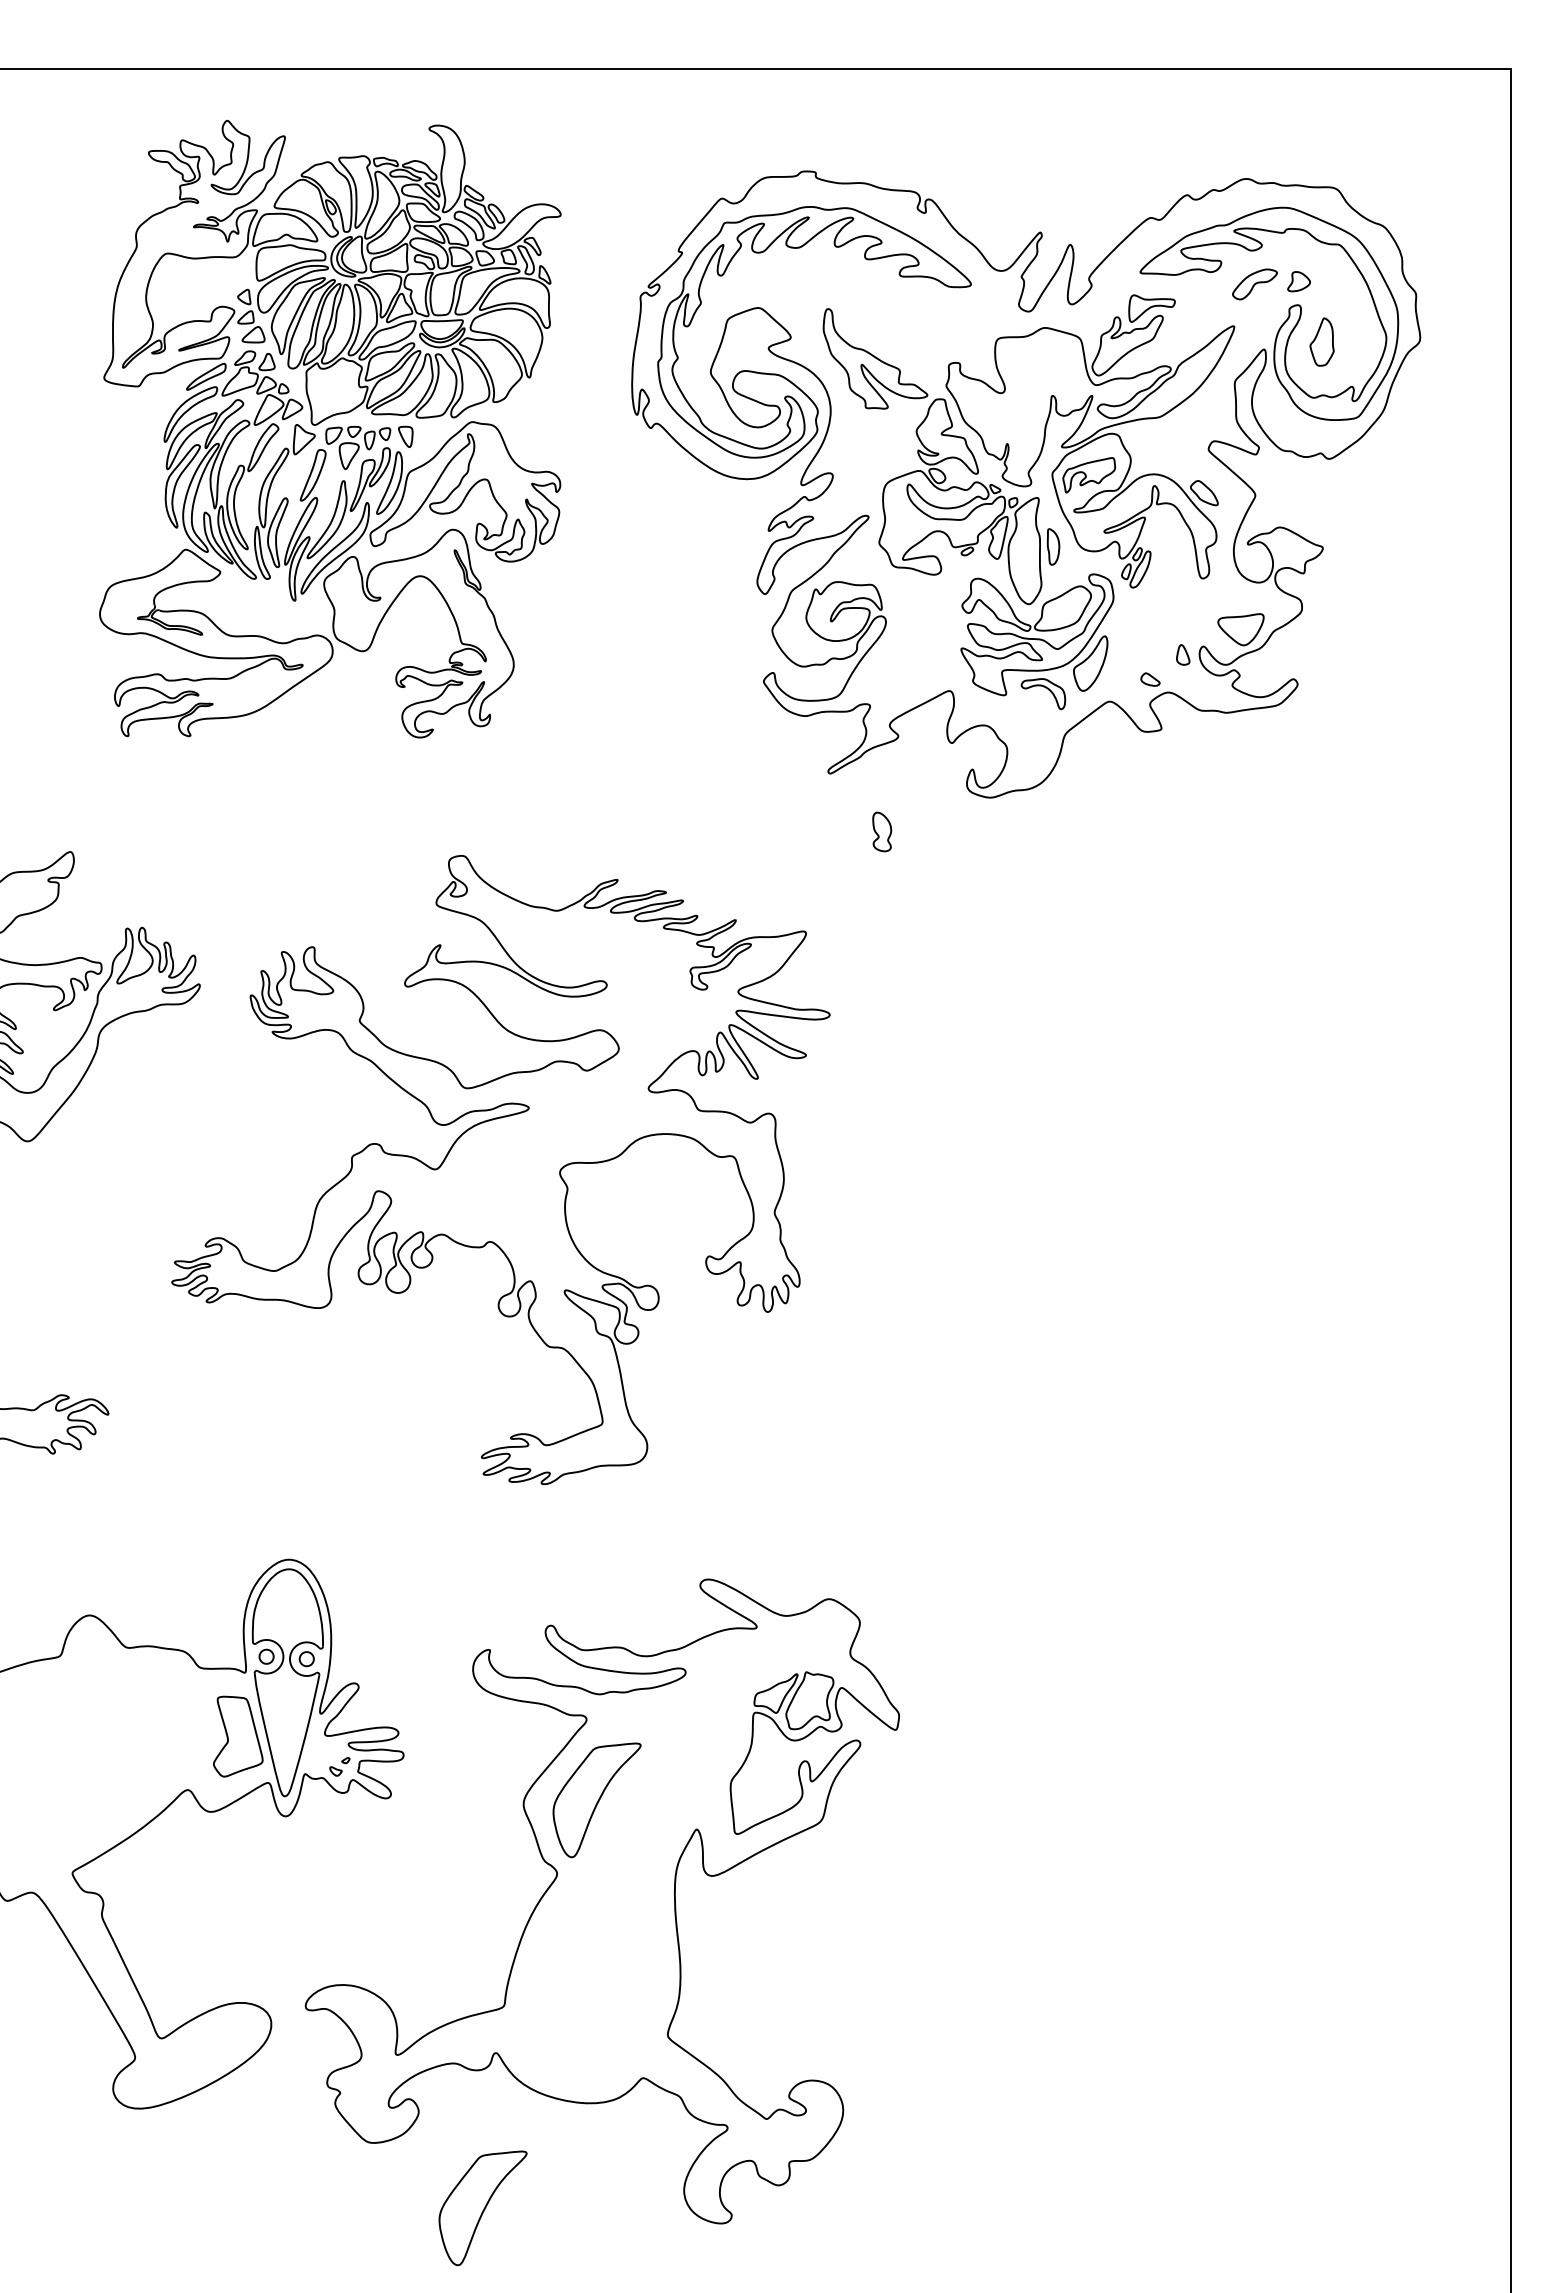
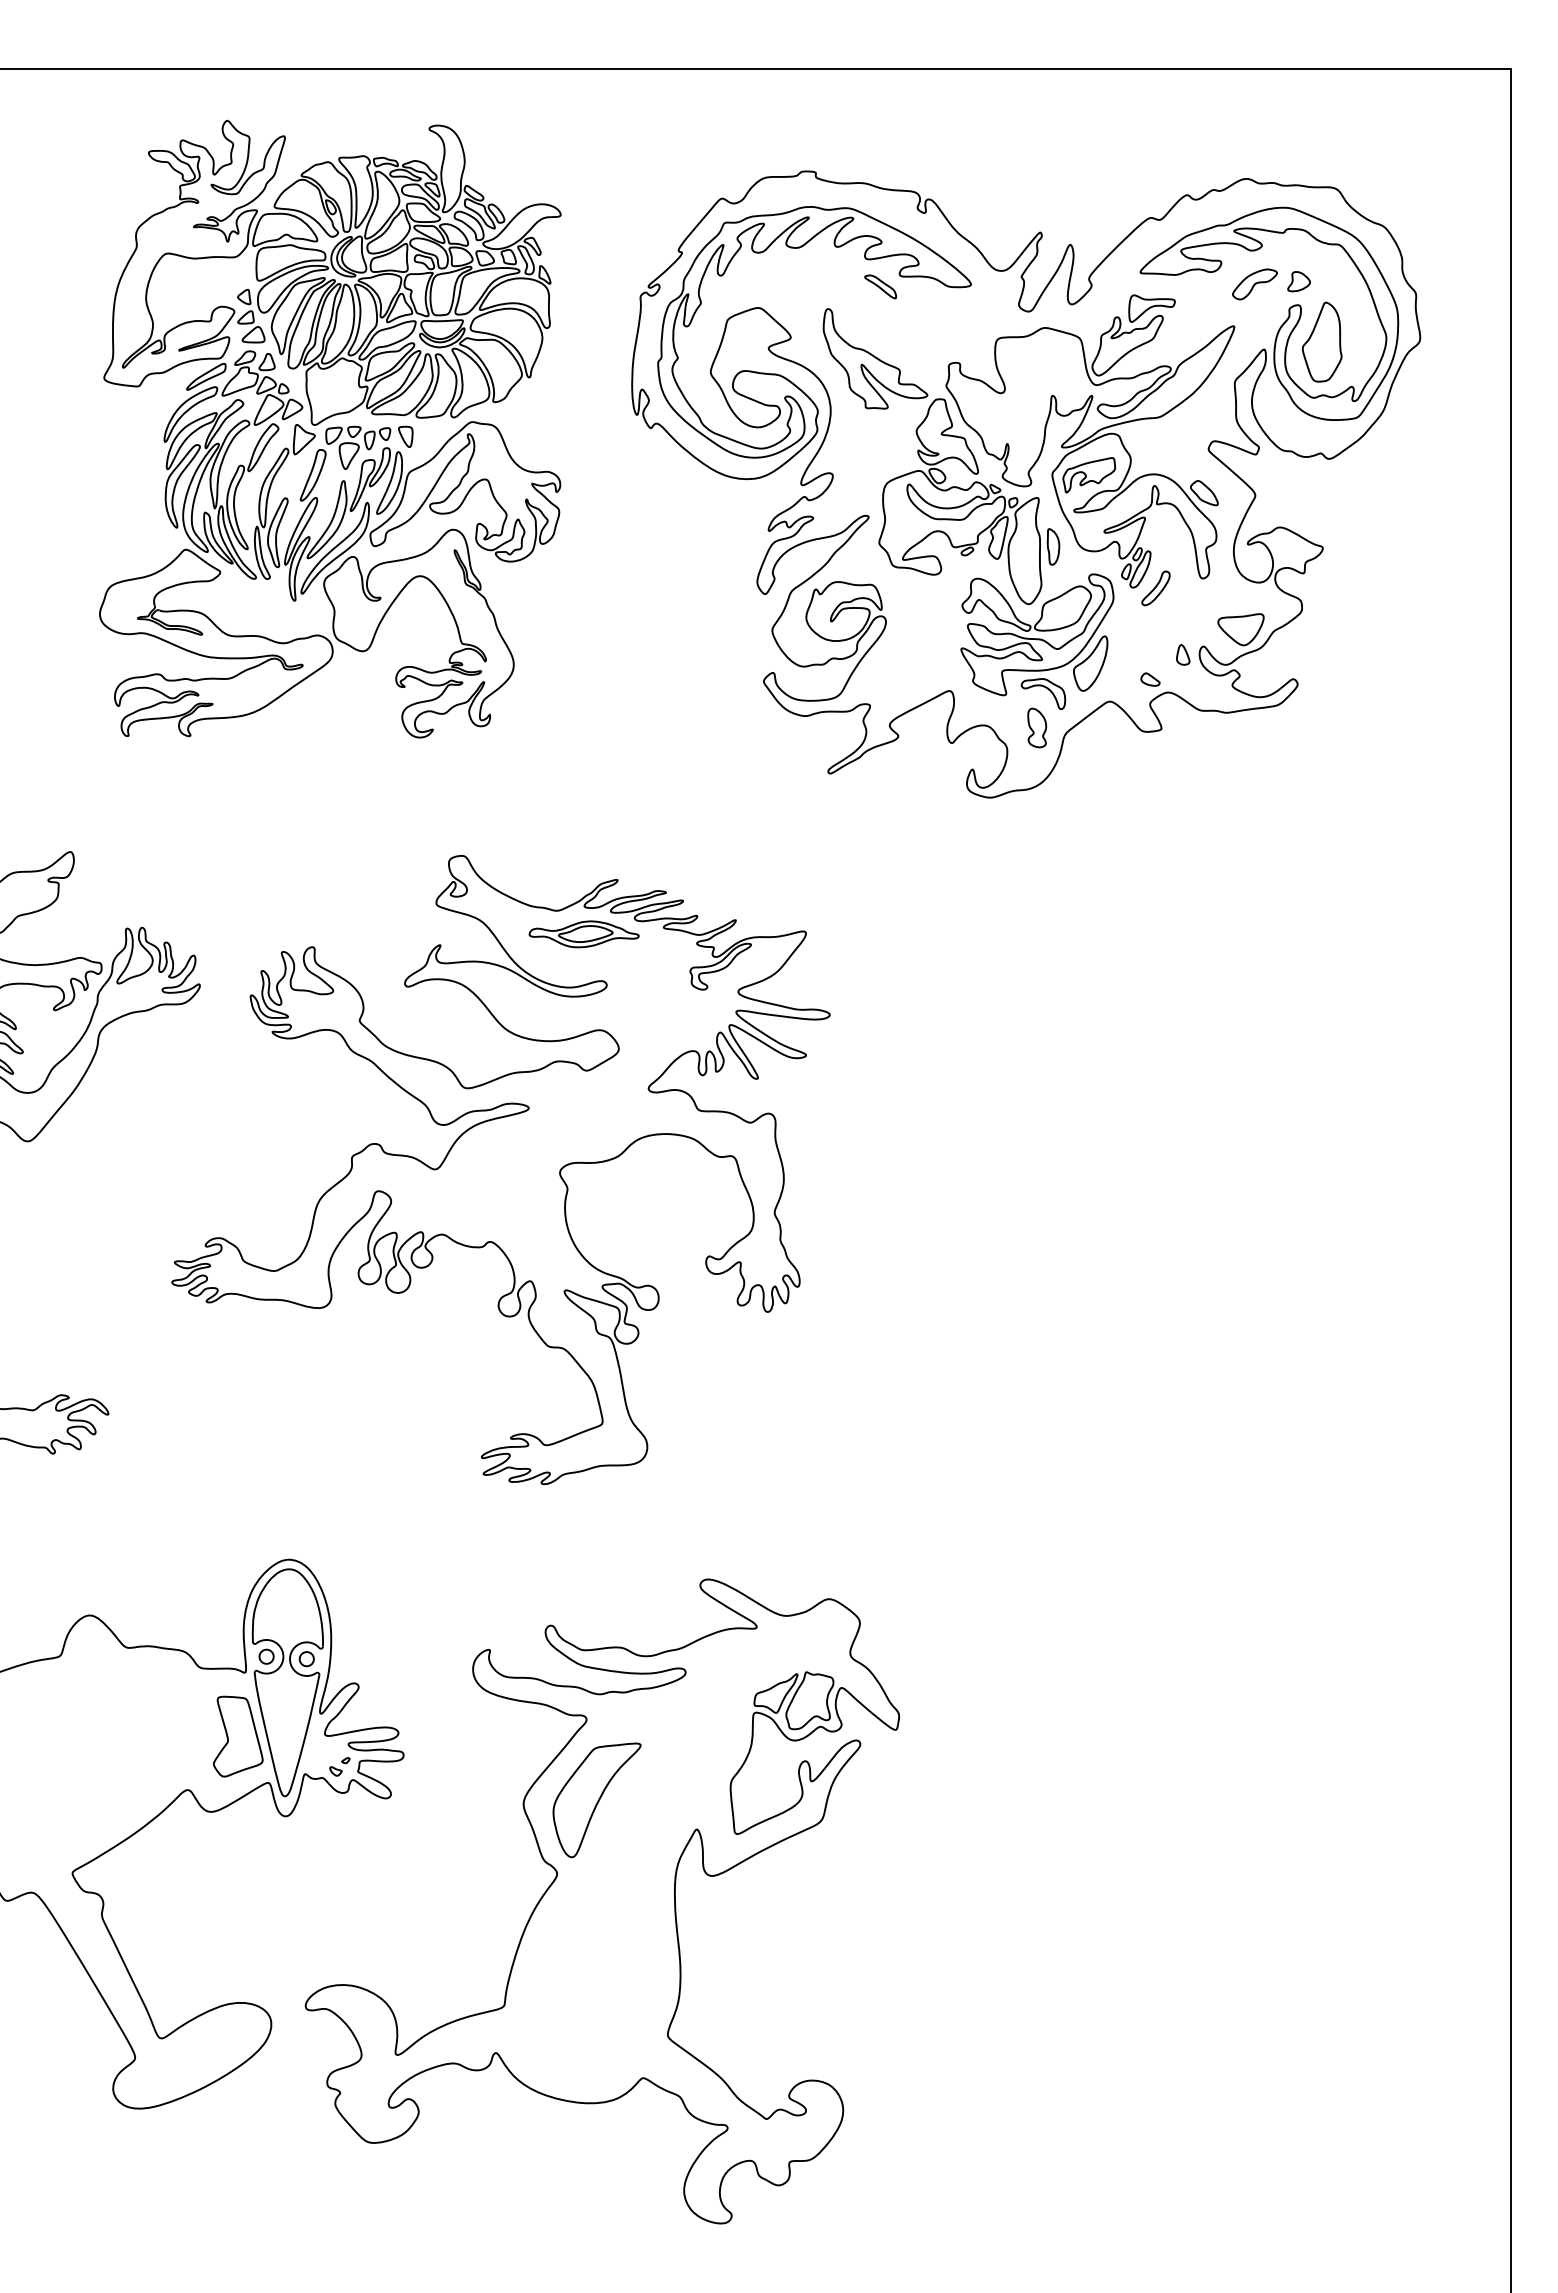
part: none -> present (880, 286)
part size: 26x50 px -> 42x82 px (1321, 341)
part: none -> present (1155, 588)
part position: (882, 831) -> (1037, 727) (1037, 727)
part: none -> present (583, 934)
part: present -> none (482, 2208)
